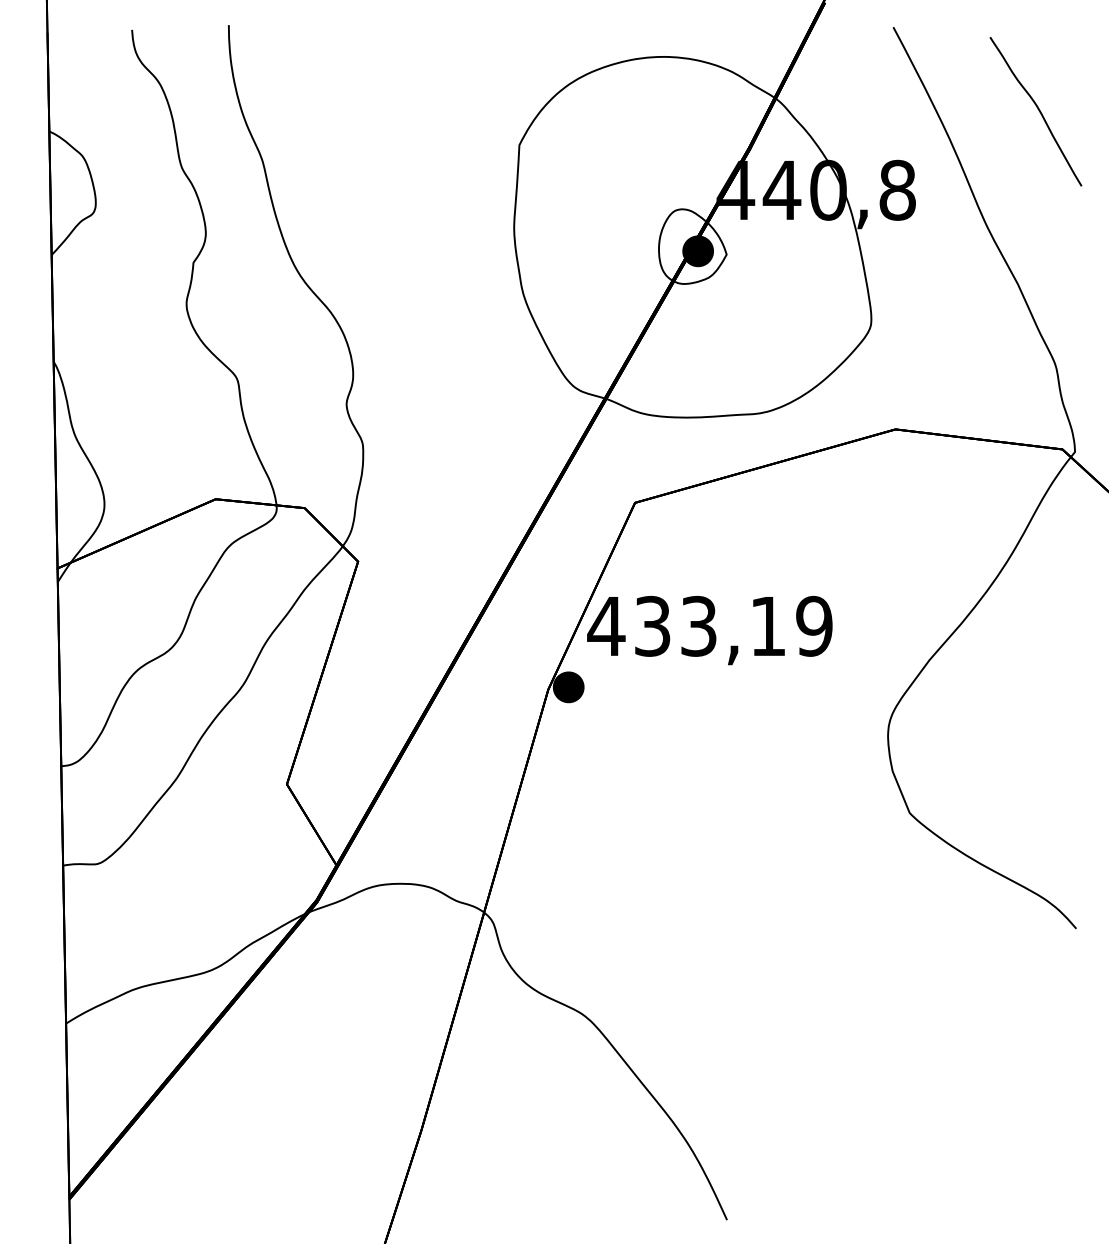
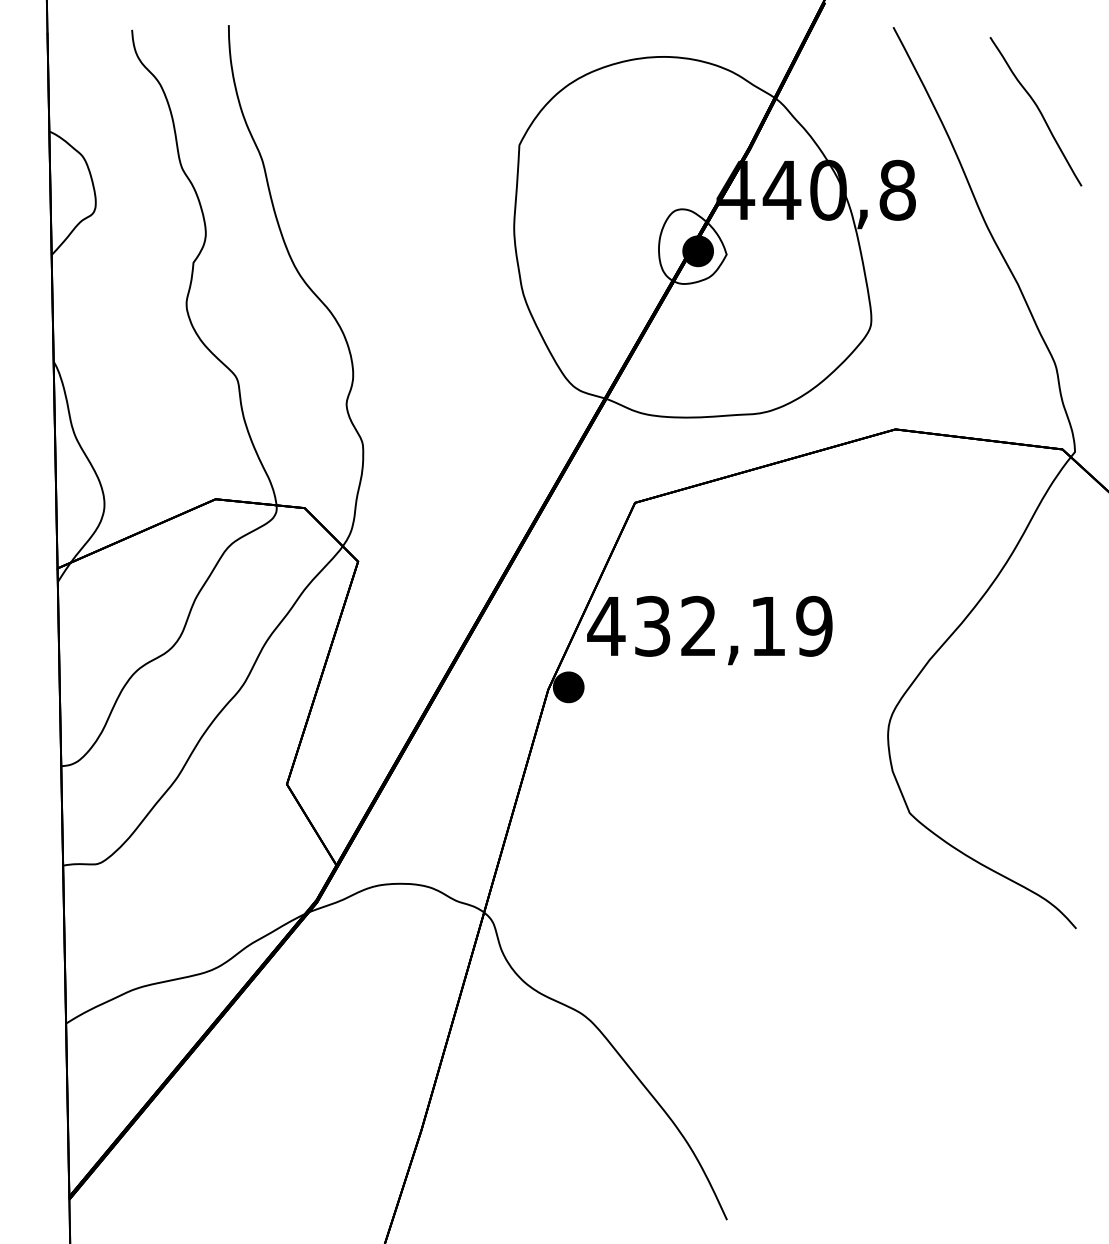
text: 433,19 -> 432,19 (698, 626)
